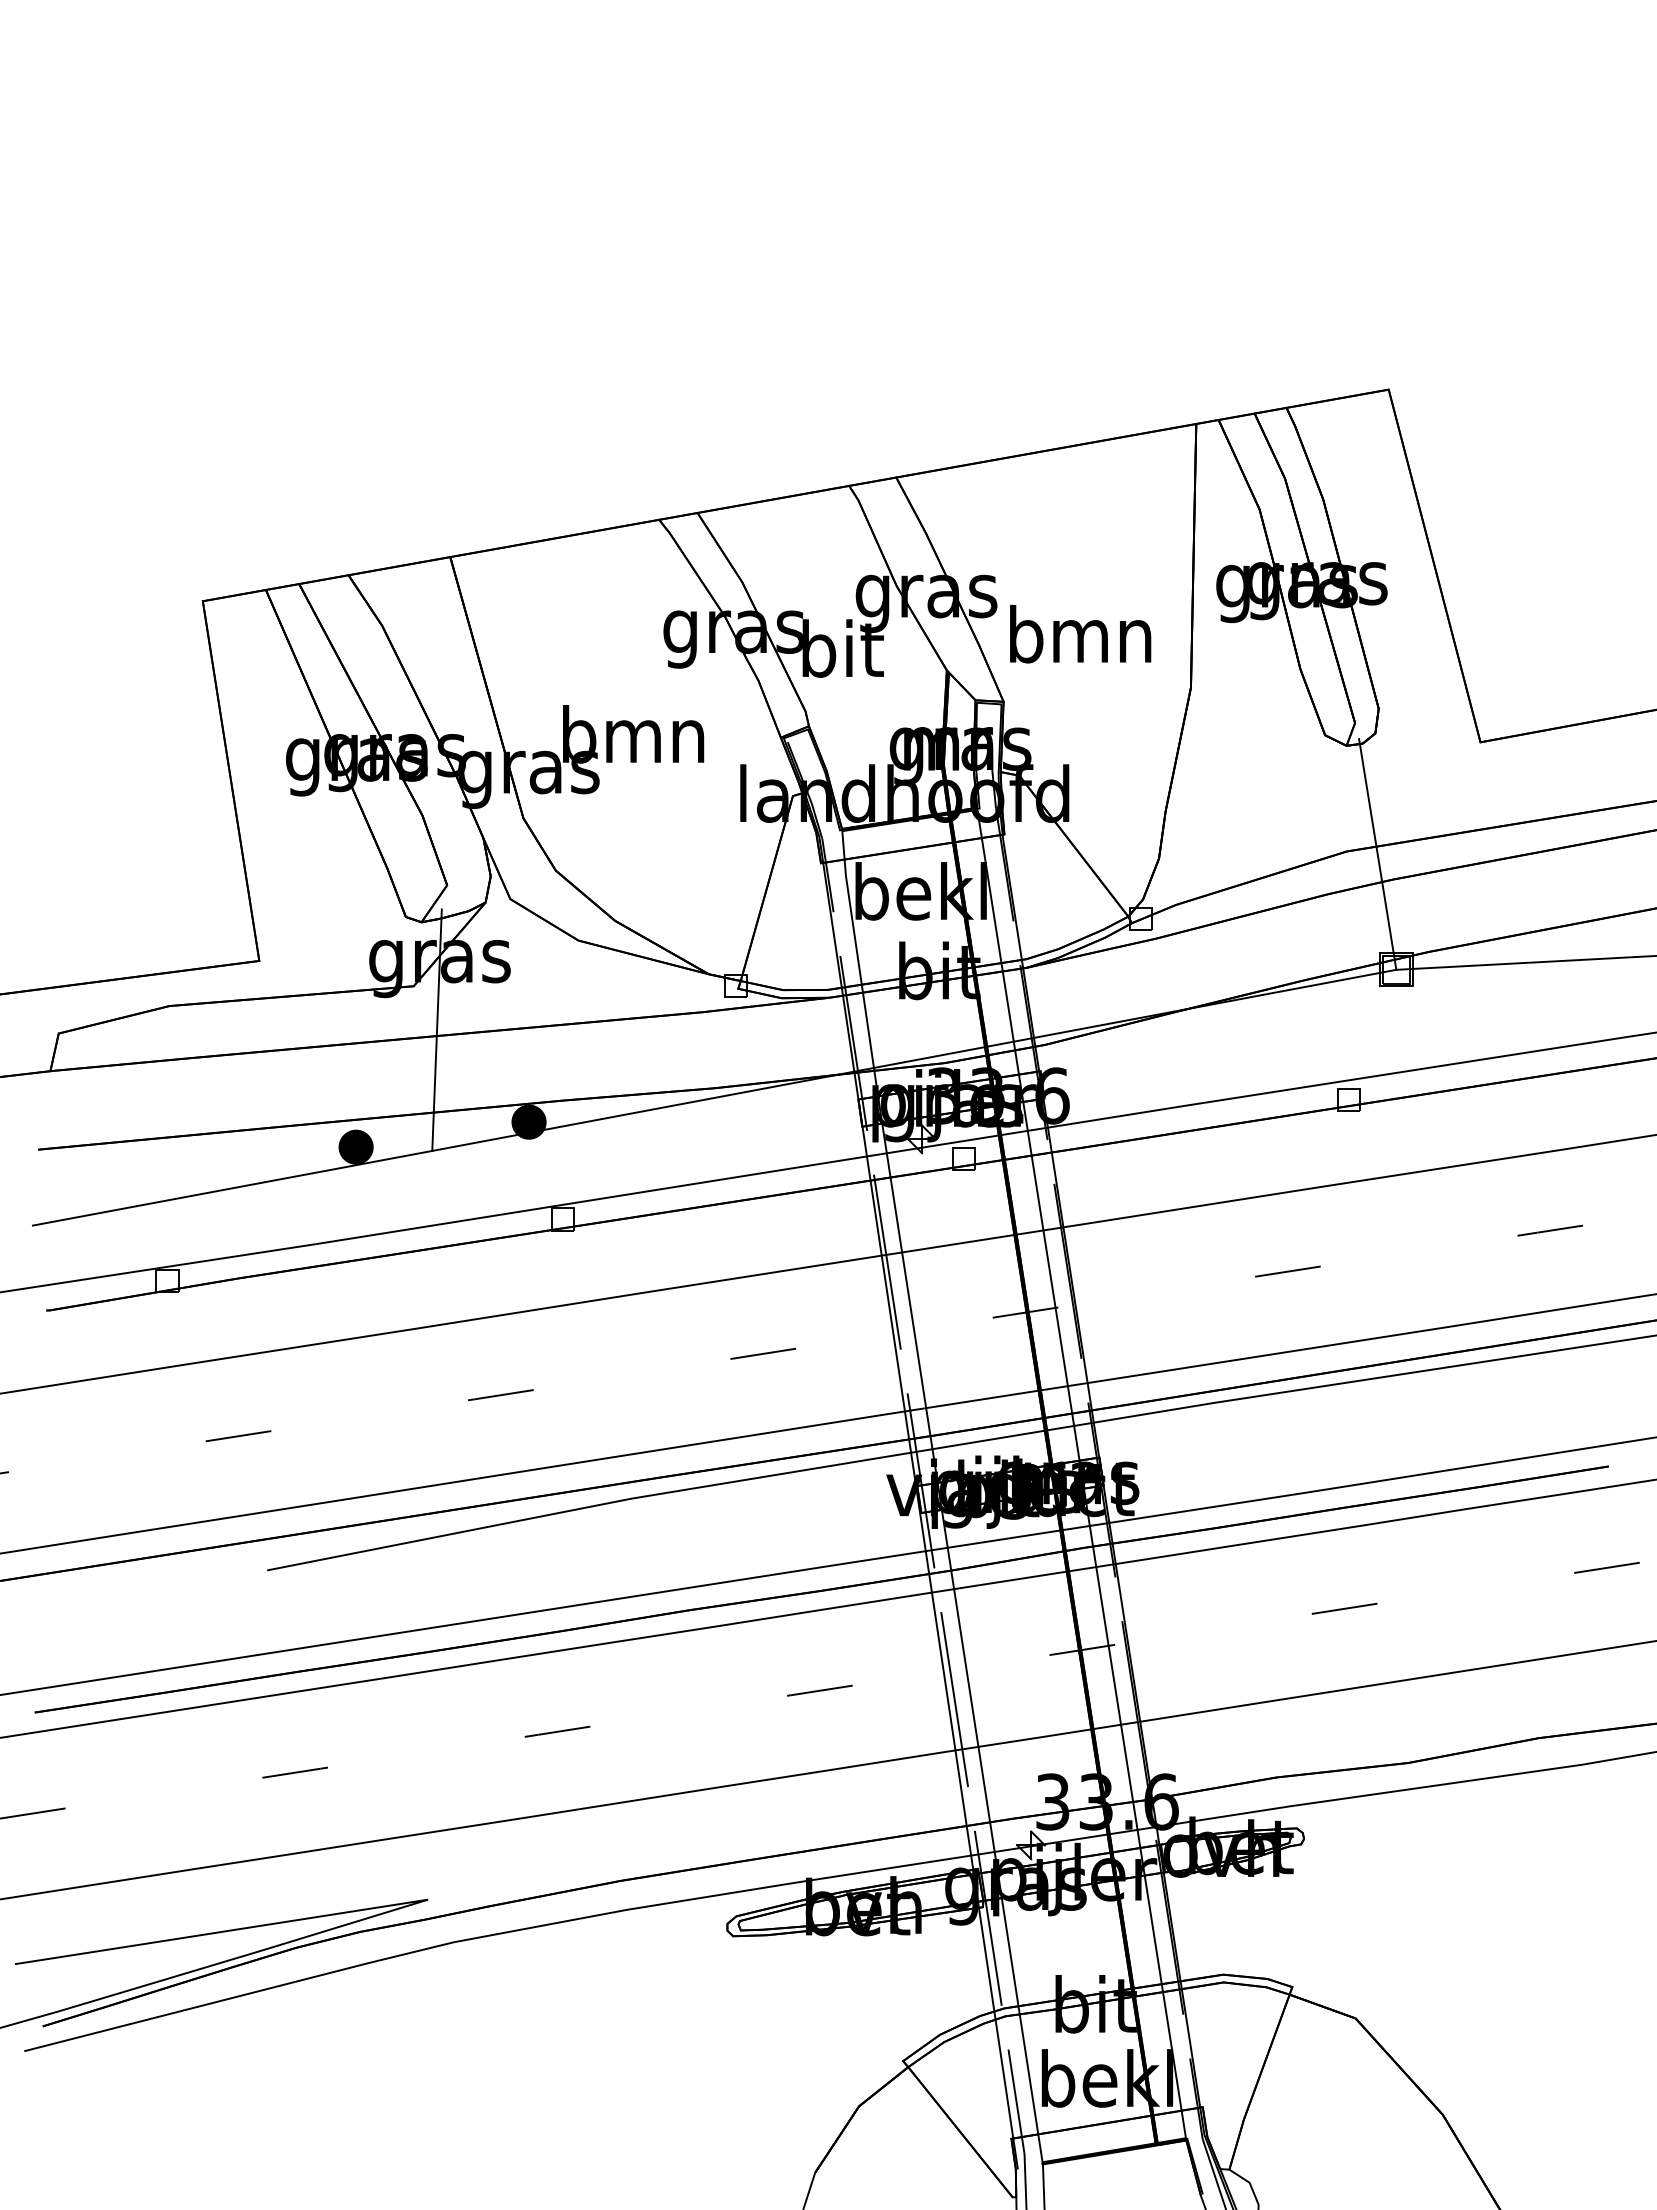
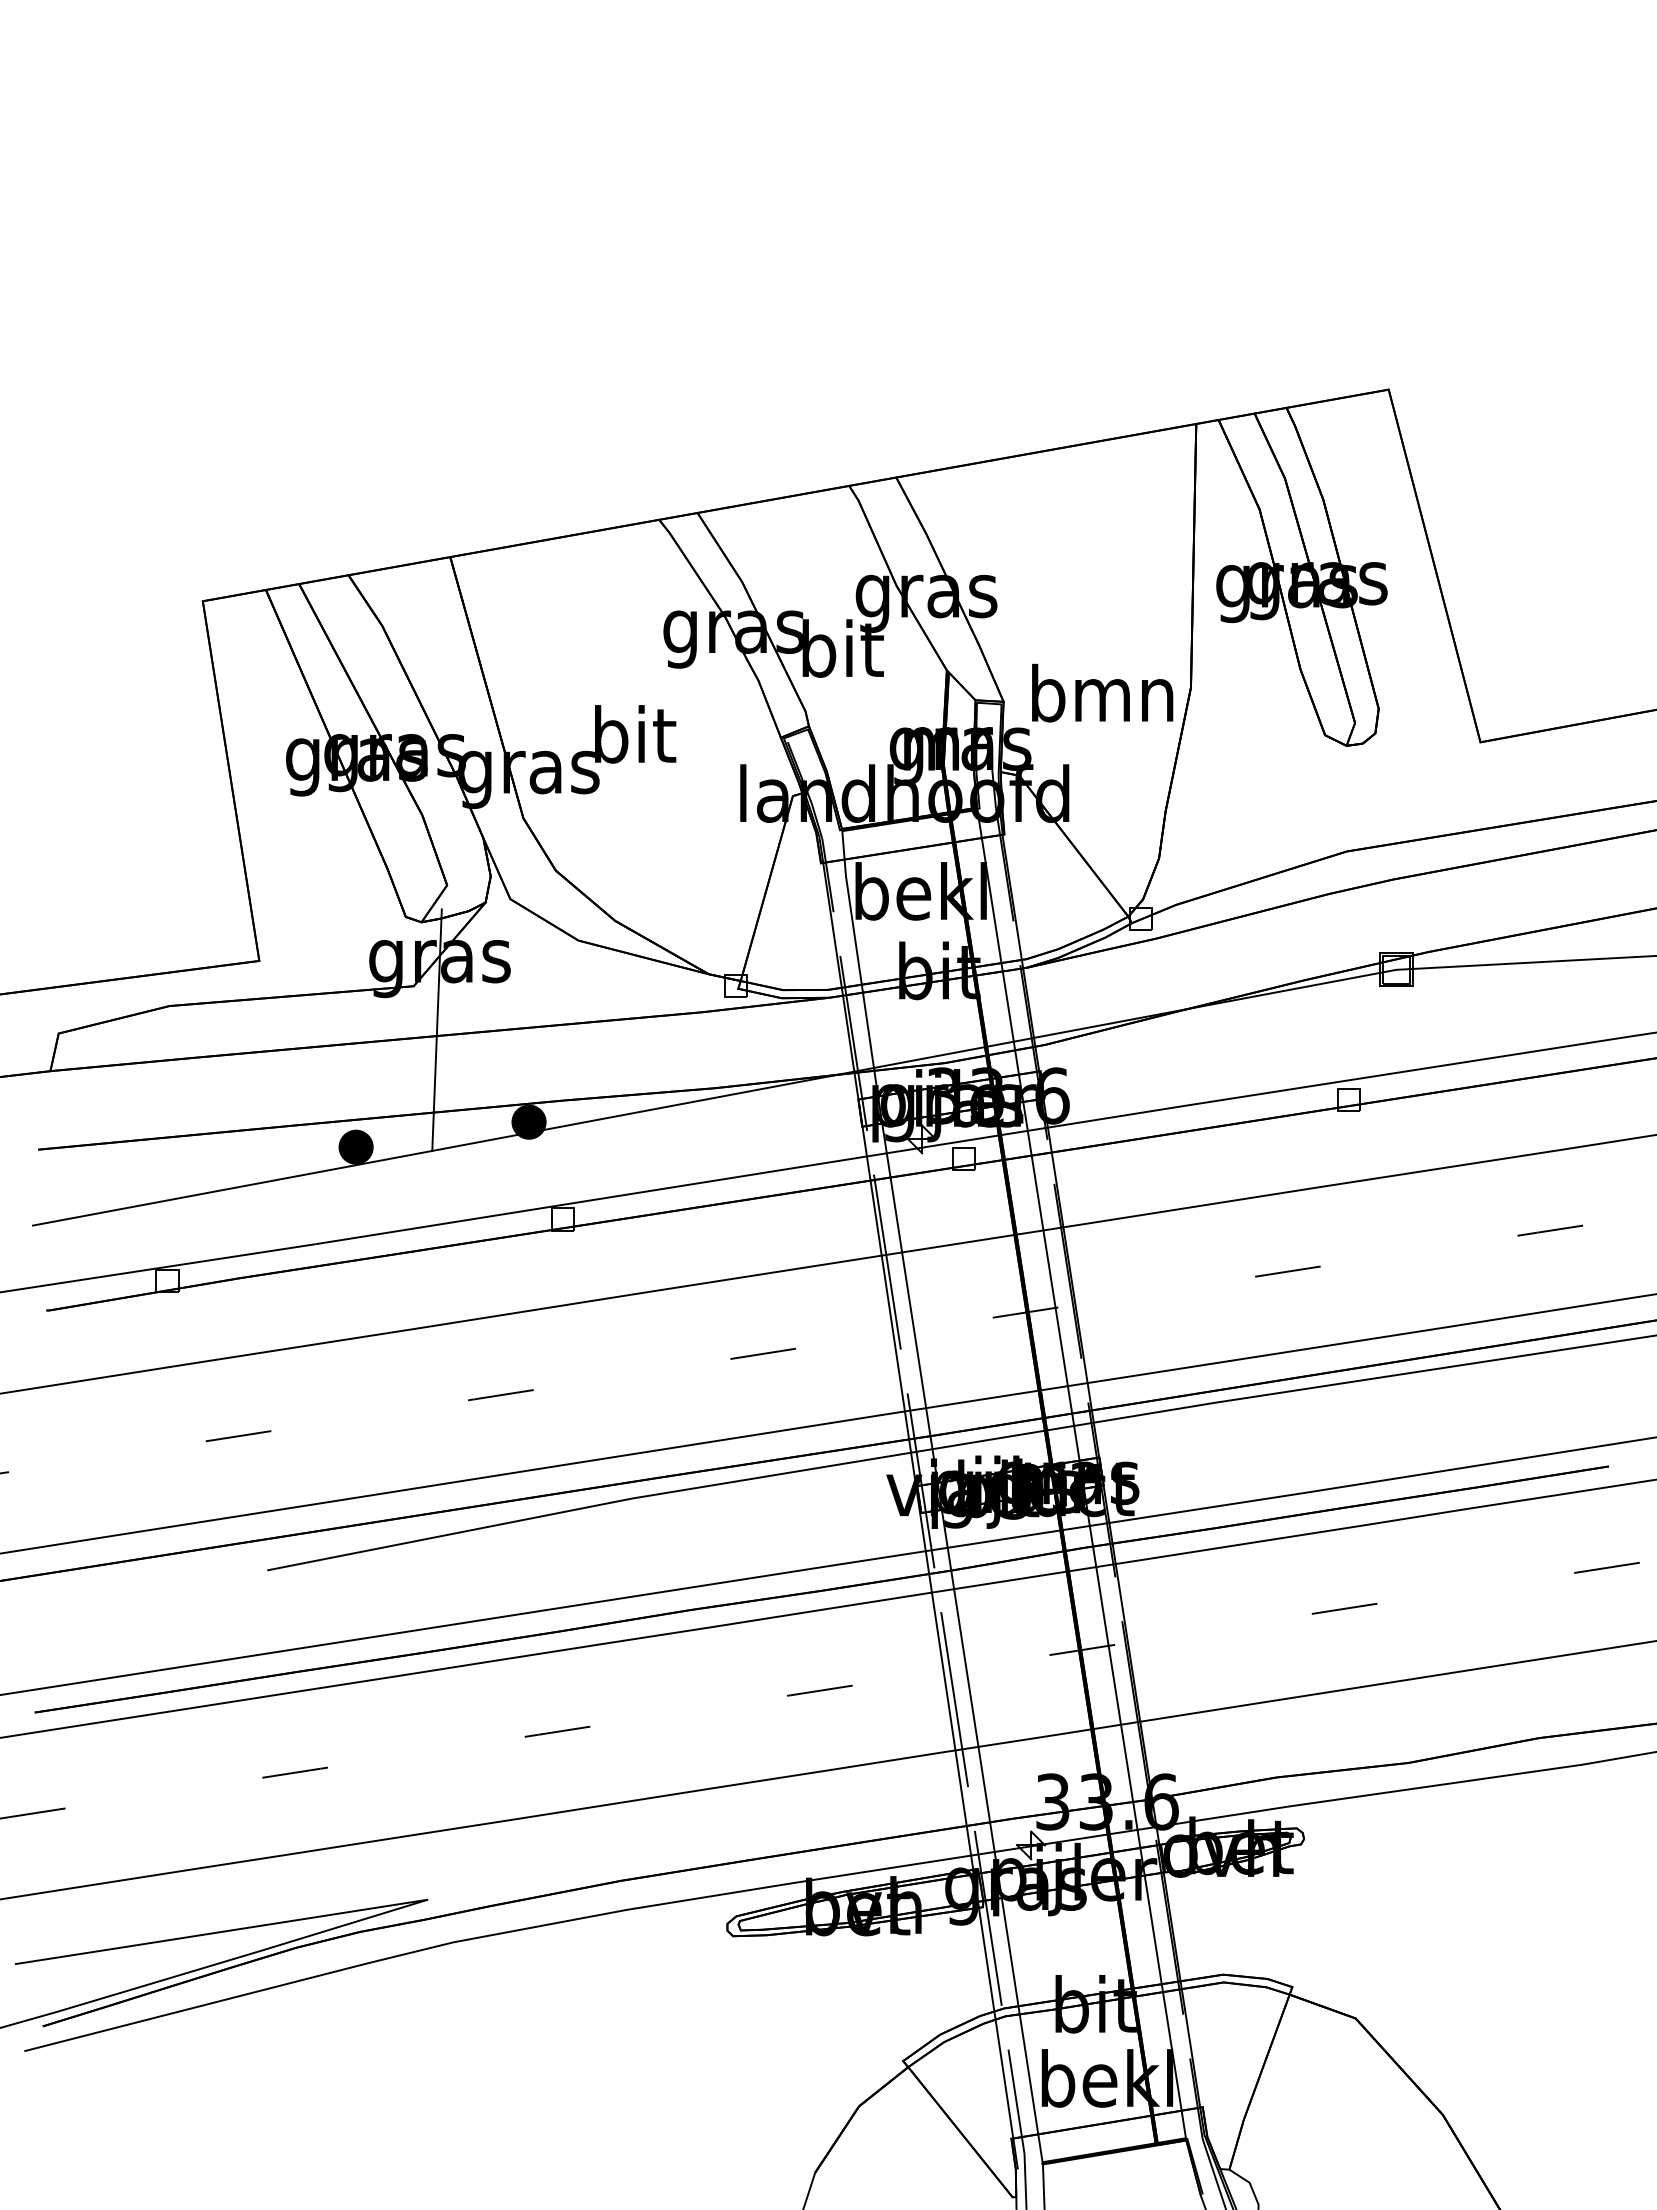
text position: (1080, 633) -> (1102, 692) (1102, 692)
text: bmn -> bit (633, 734)
line: present -> none (1377, 854)
